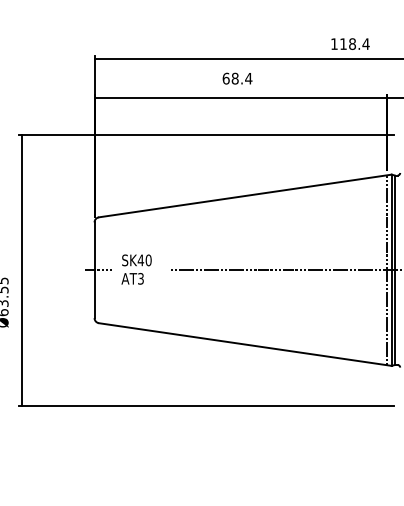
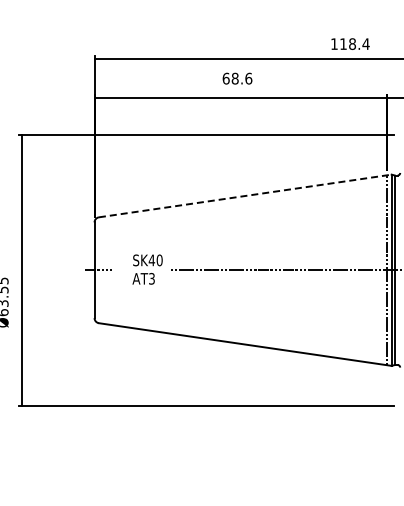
text: 68.4 -> 68.6 (248, 78)
line: solid -> dashed (245, 196)
text position: (136, 269) -> (147, 269) (147, 269)
